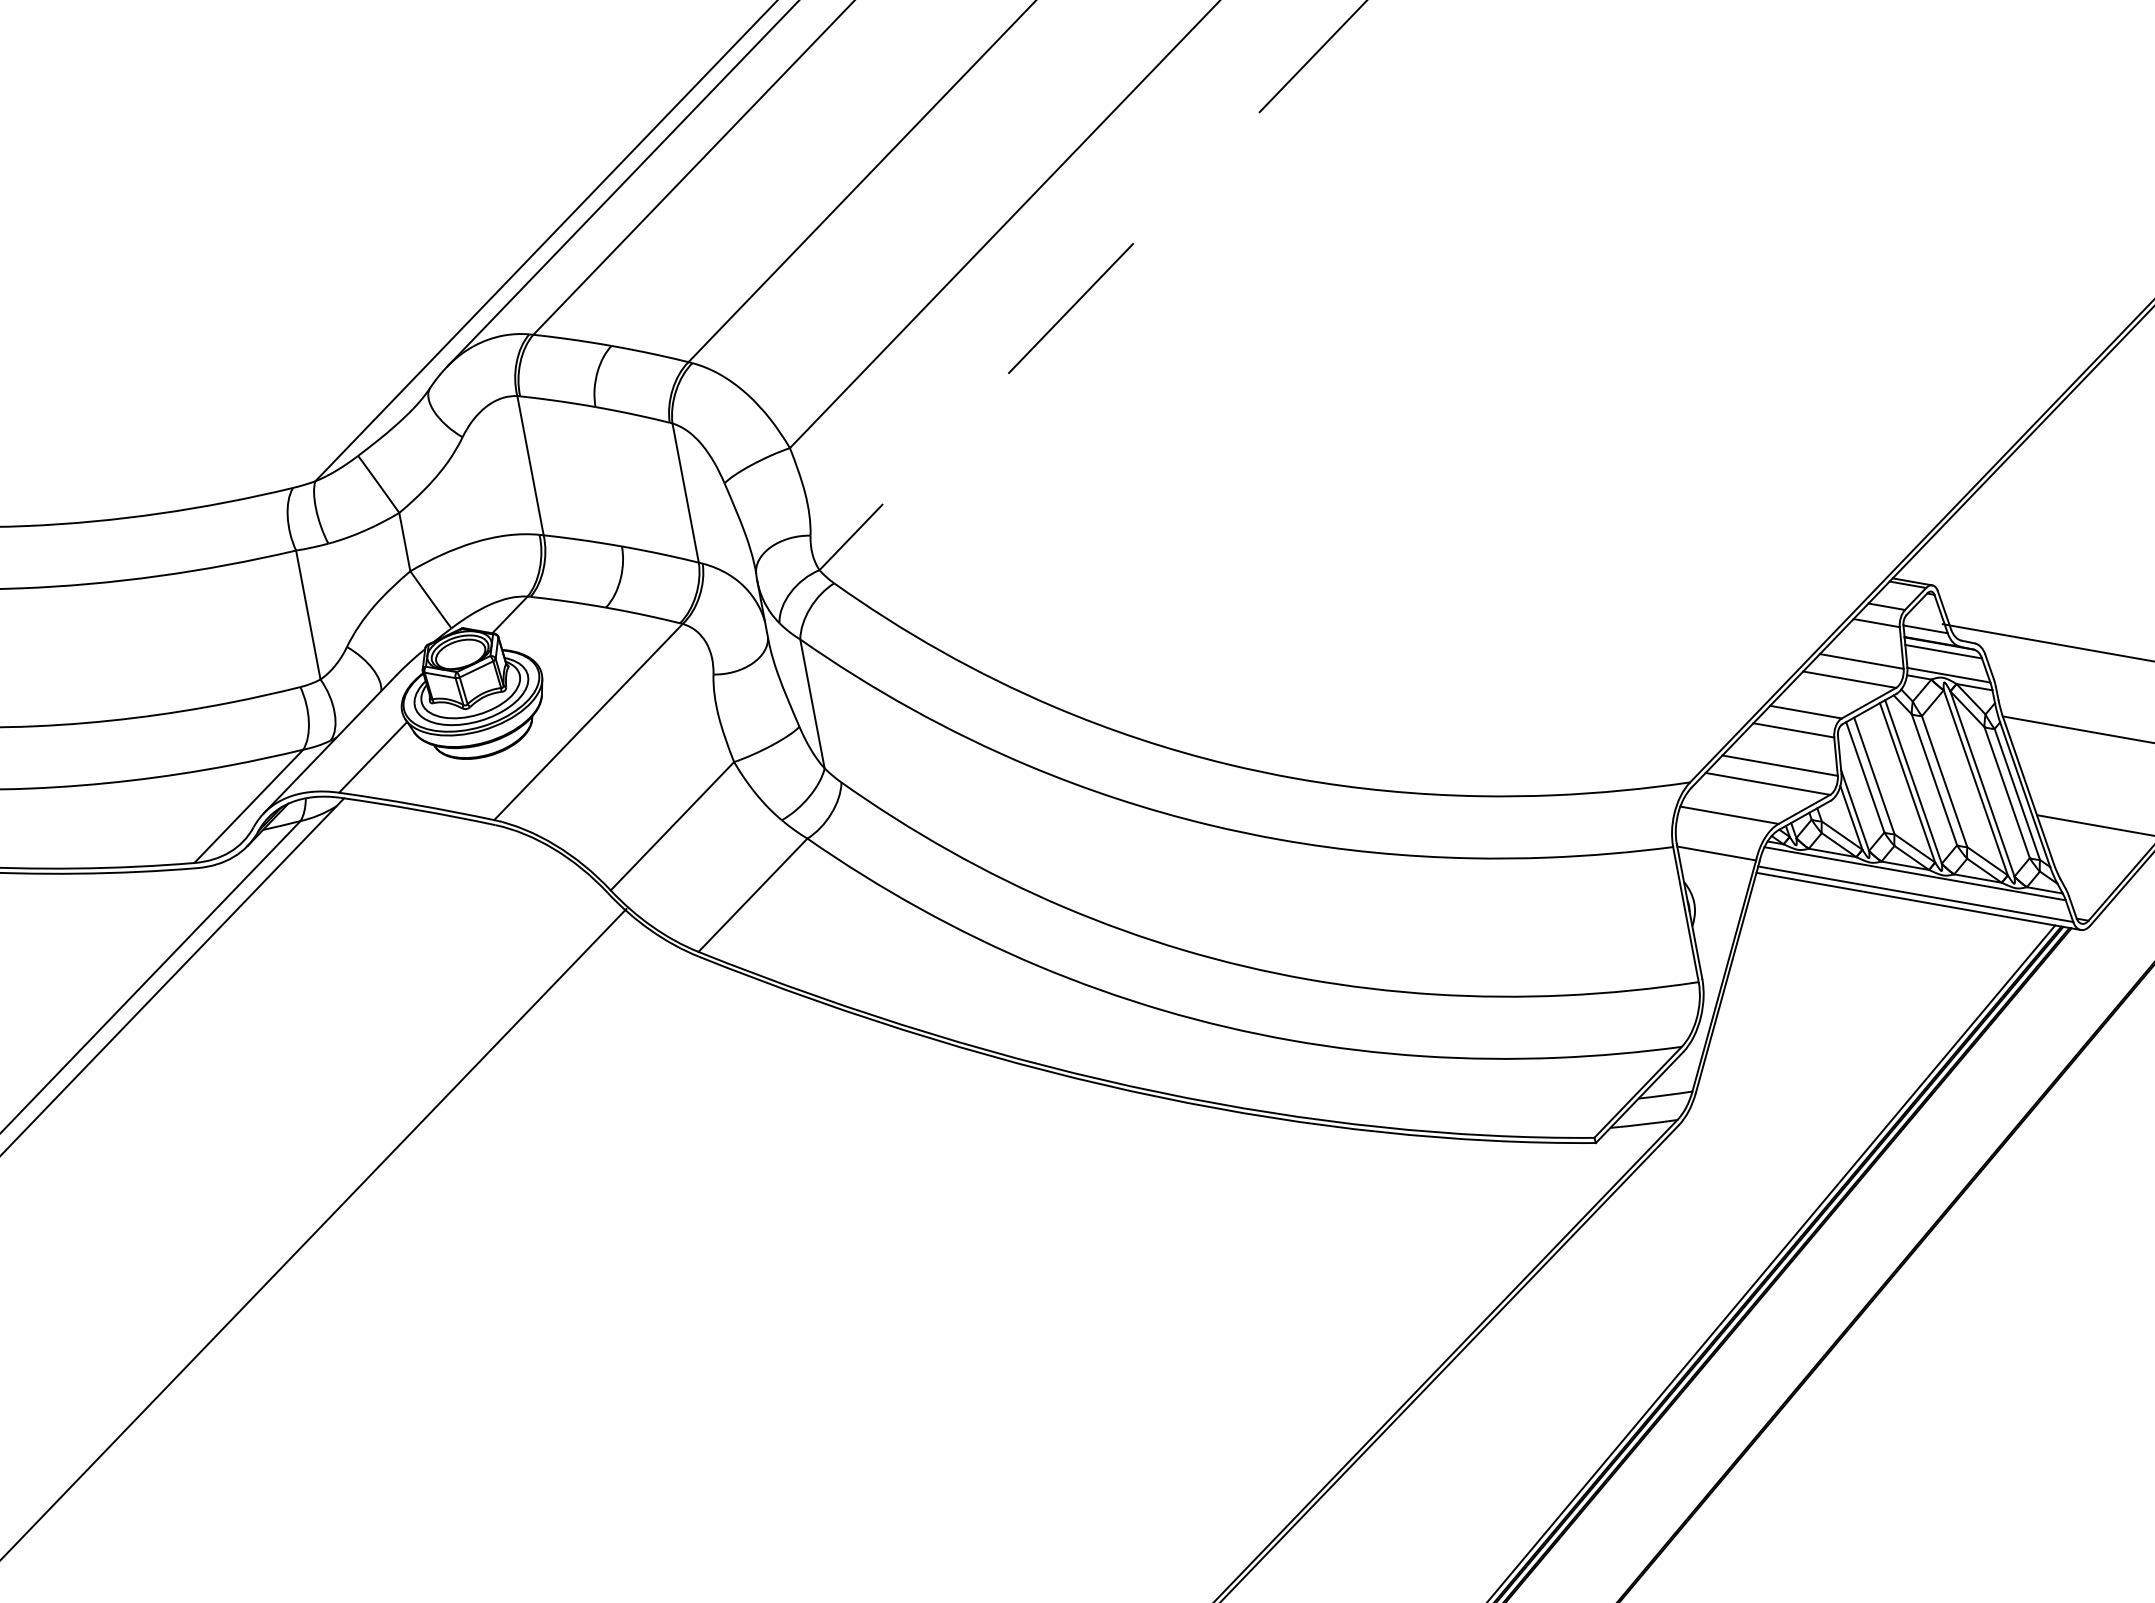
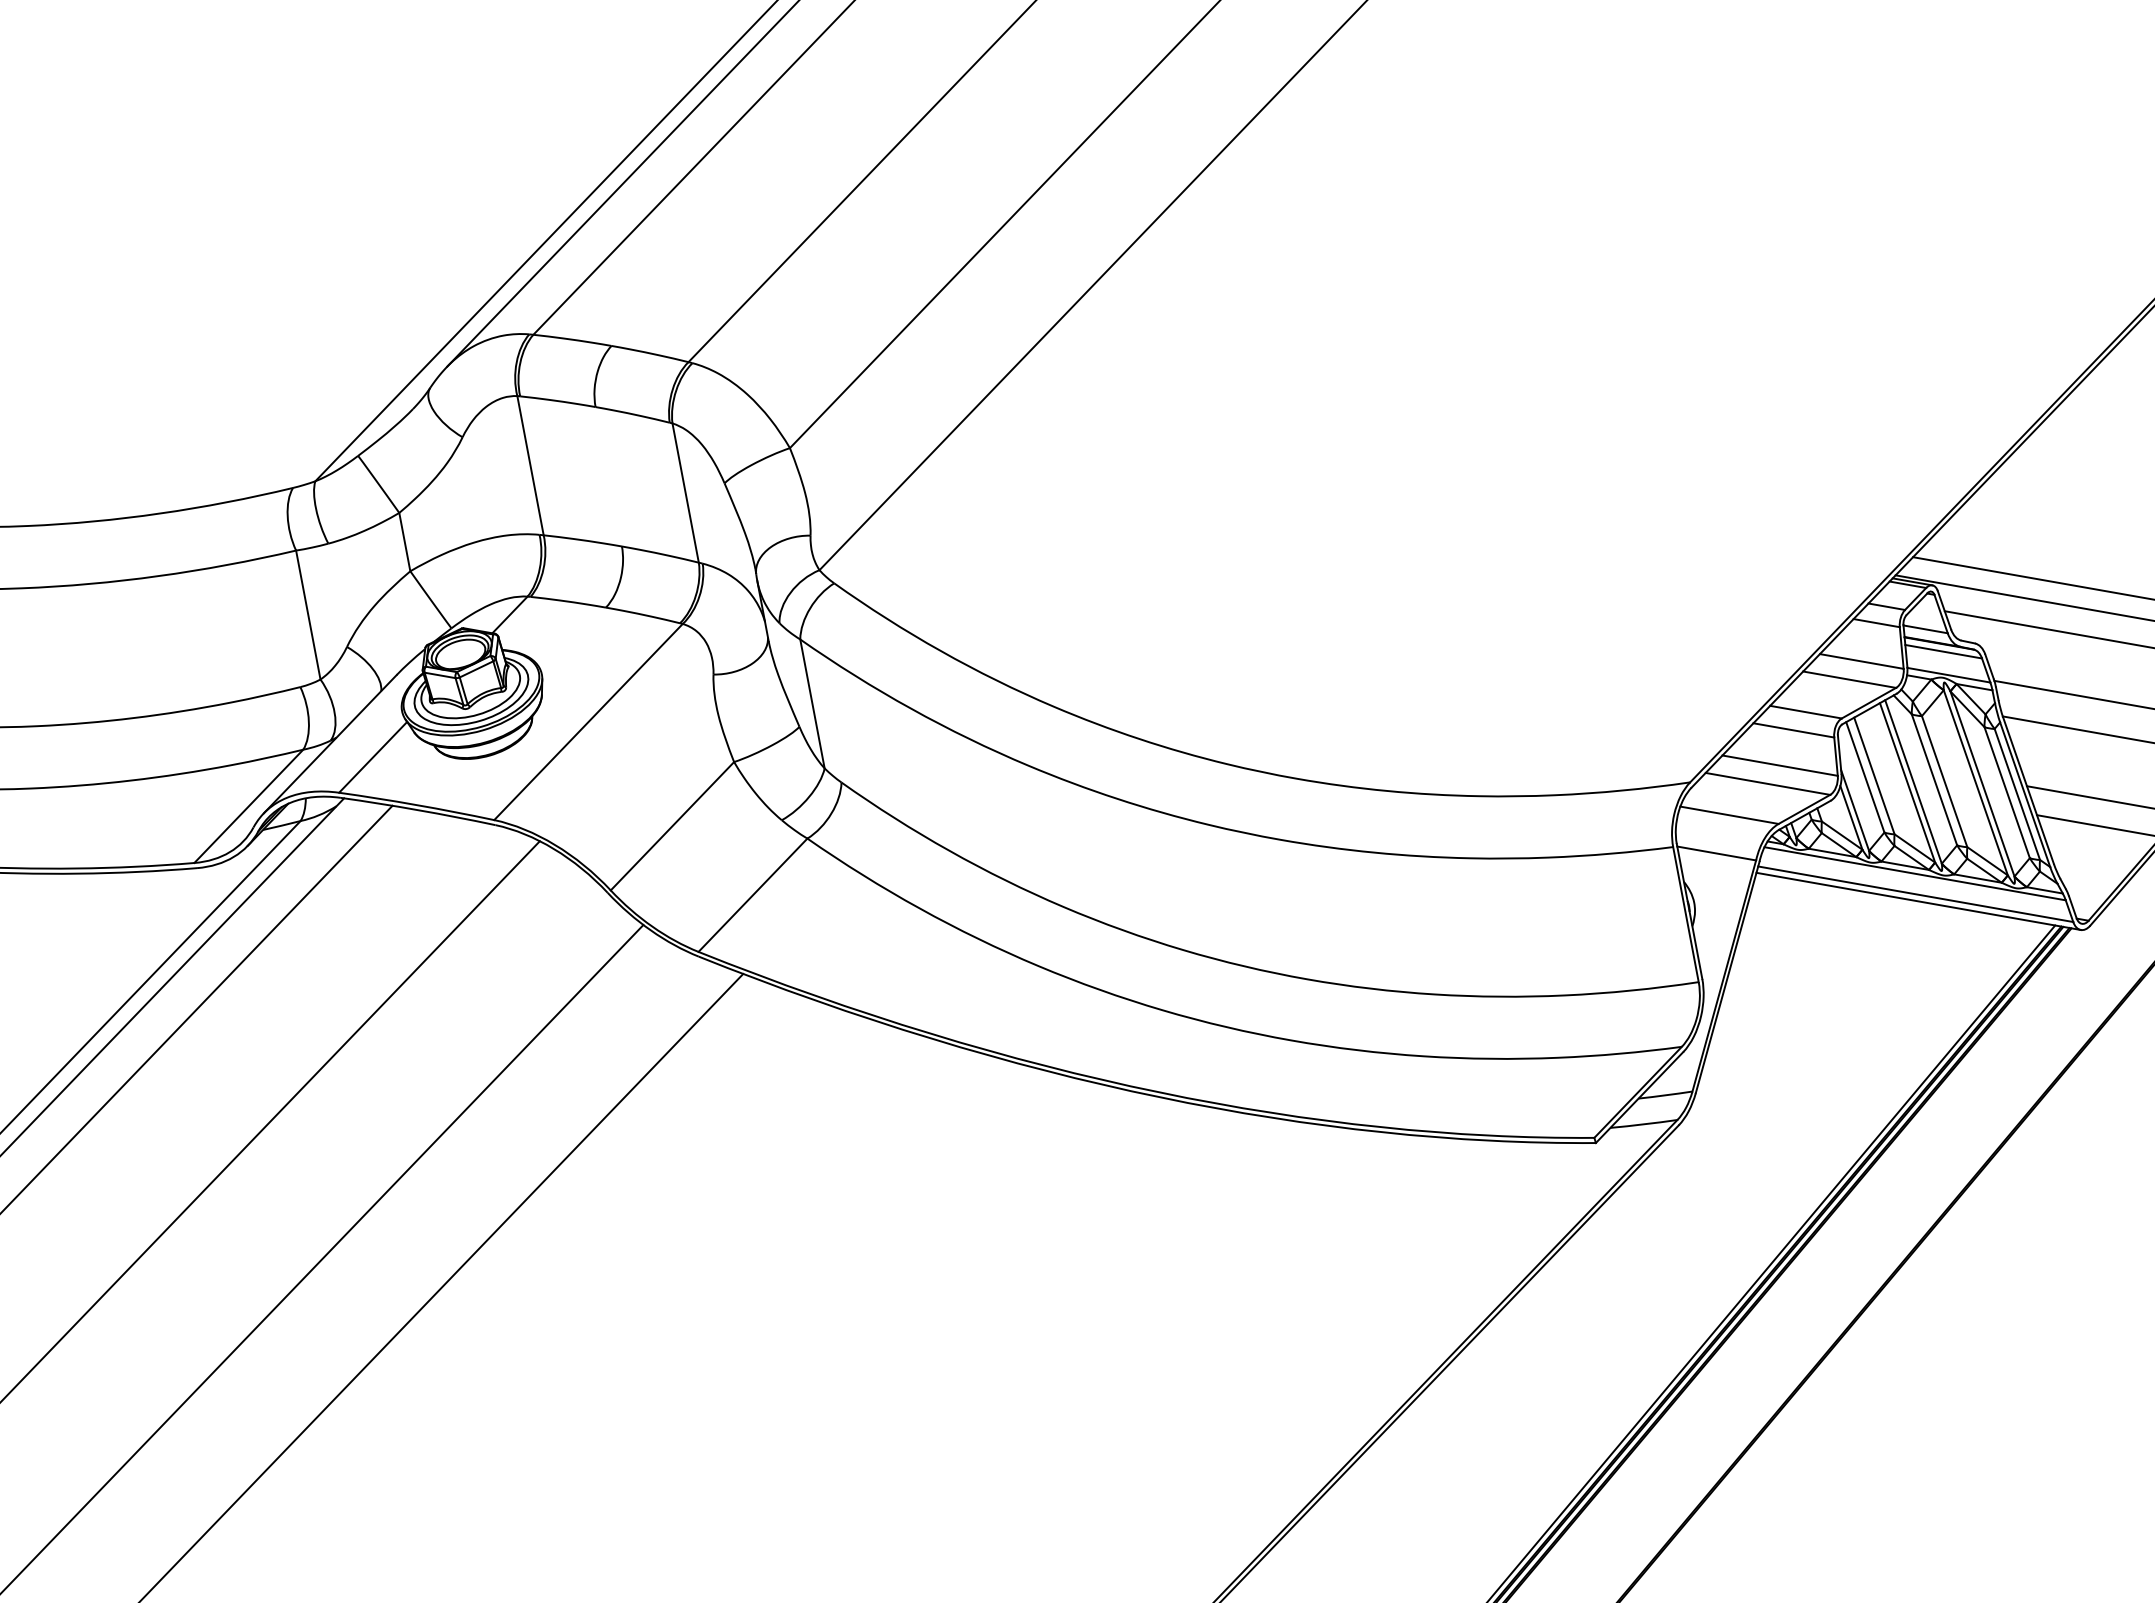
line: dashed -> solid (1093, 285)
line: none -> present (2032, 578)
line: none -> present (2023, 597)
line position: (2046, 642) -> (2047, 629) (2047, 629)
line: none -> present (2072, 694)
line: none -> present (2088, 797)
line: none -> present (197, 1008)
line: none -> present (270, 1120)
line position: (314, 1233) -> (322, 1258) (322, 1258)
line: none -> present (442, 1286)
